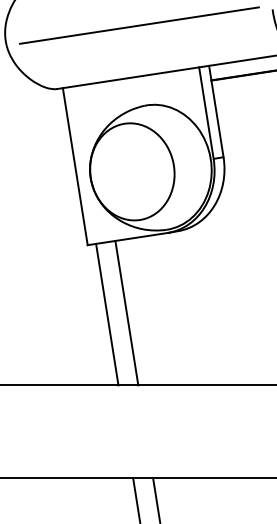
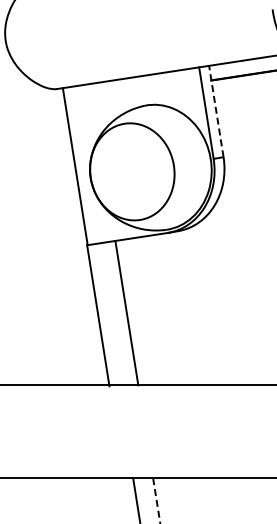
line: present -> none (139, 25)
line: solid -> dashed (216, 111)
line position: (107, 314) -> (98, 315) (98, 315)
line: solid -> dashed (156, 500)
